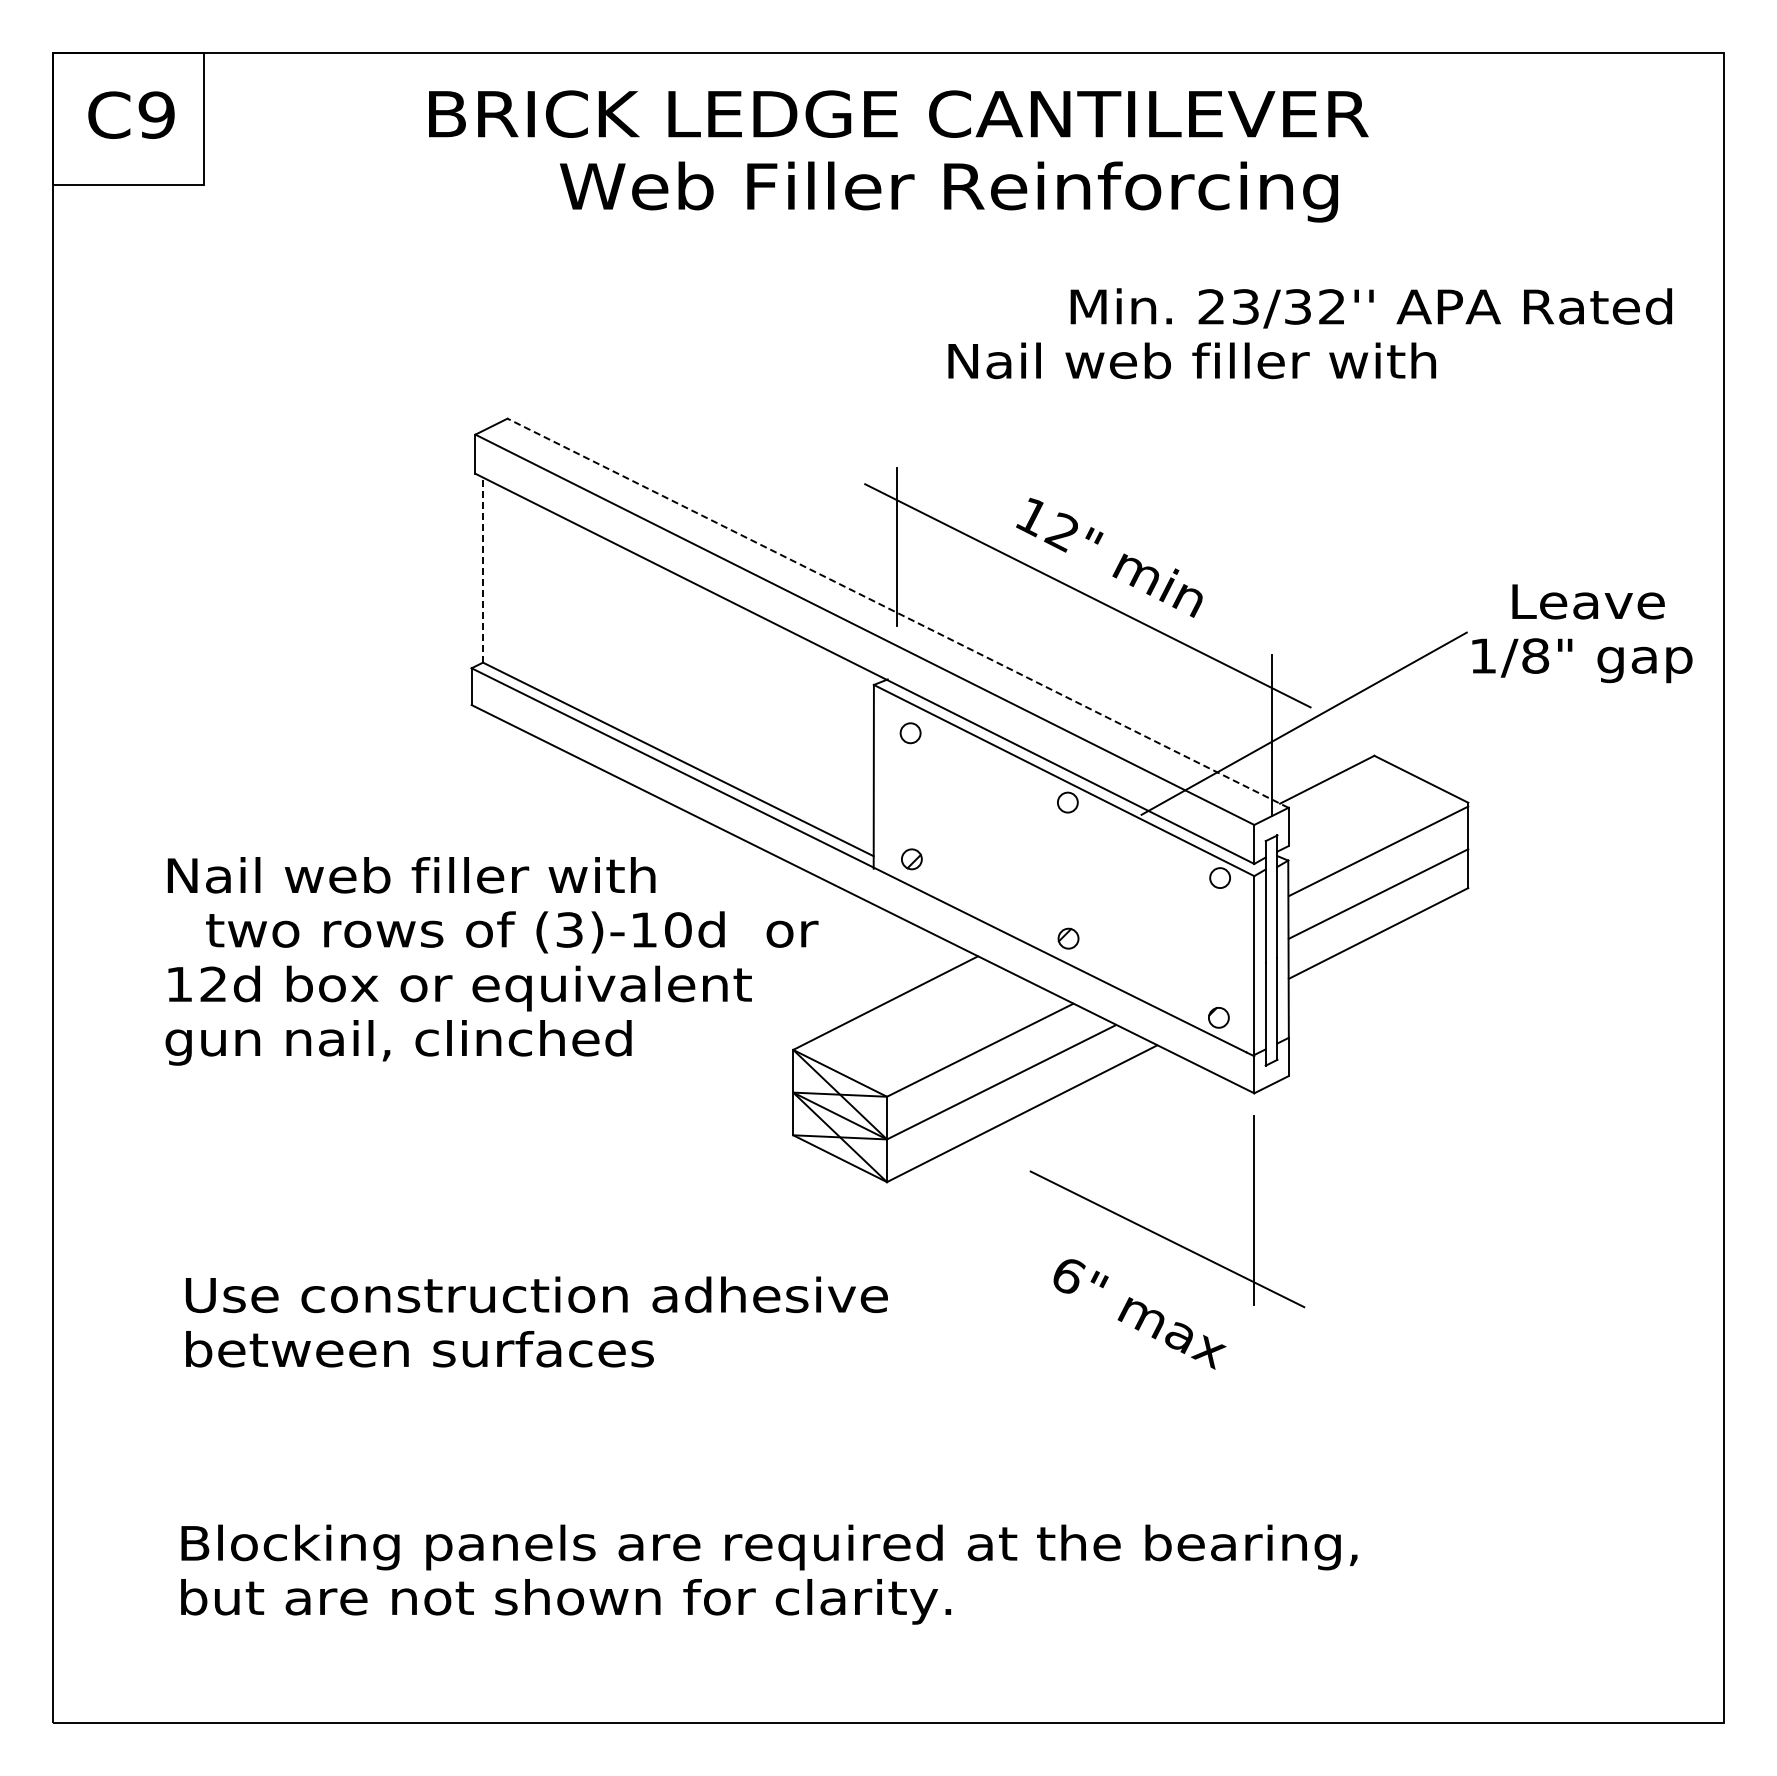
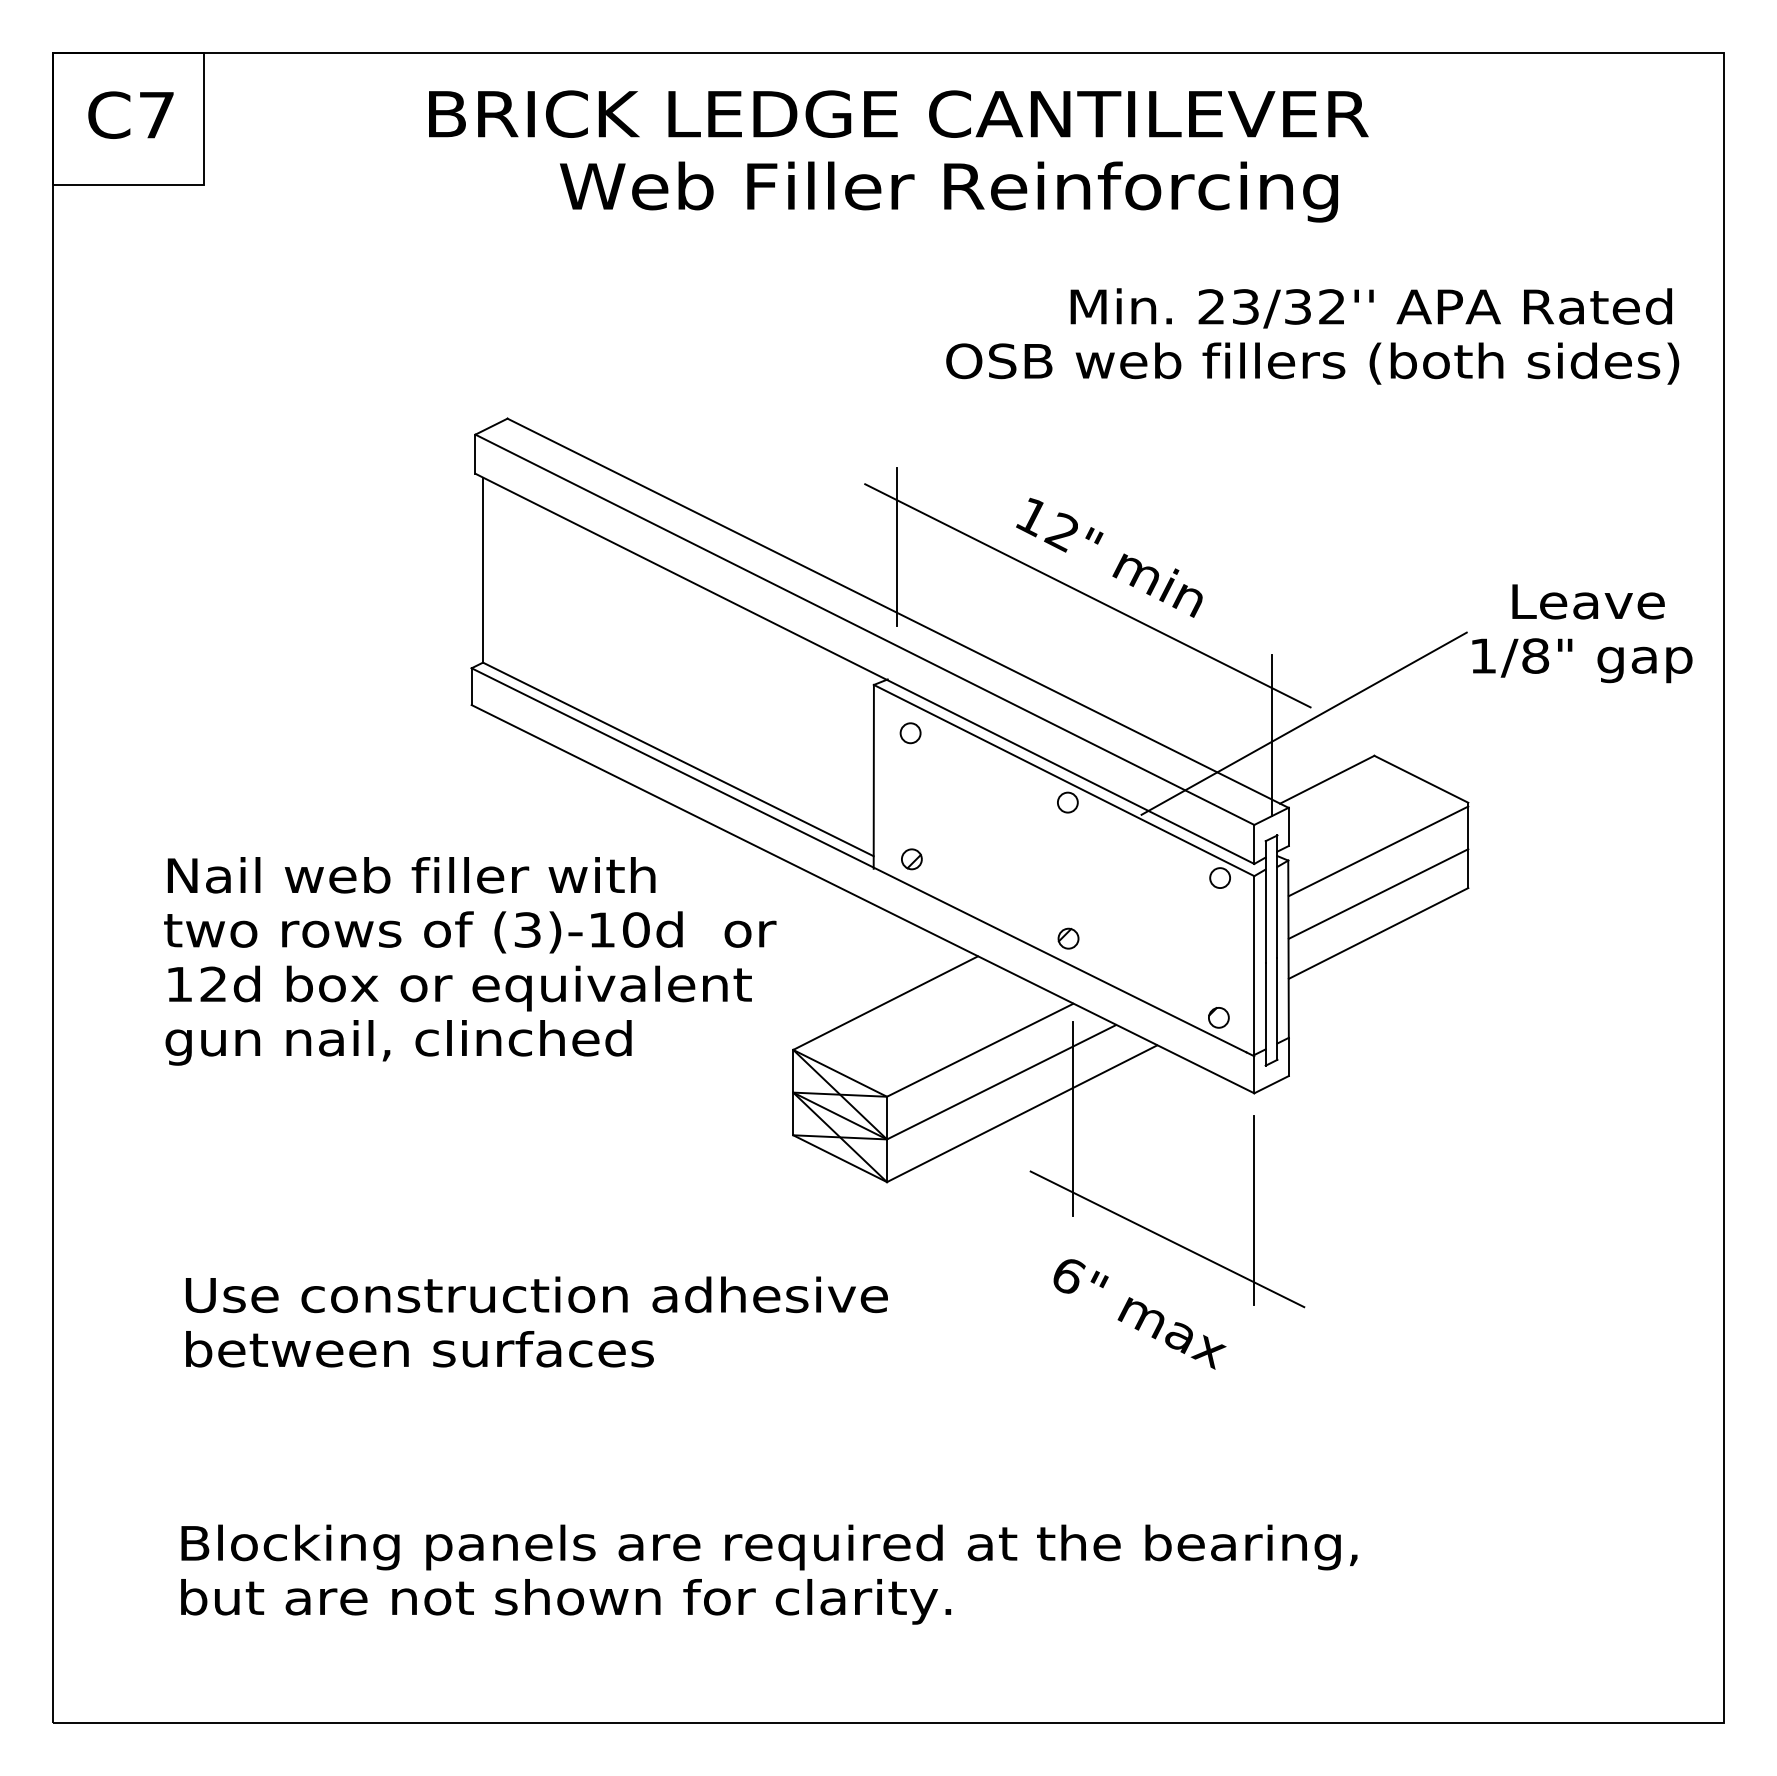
text: C9 -> C7 (156, 114)
text: Nail web filler with -> OSB web fillers (both sides) (1312, 363)
line: dashed -> solid (483, 570)
line: dashed -> solid (897, 613)
text position: (512, 932) -> (470, 932) (470, 932)
line: none -> present (1073, 1118)
